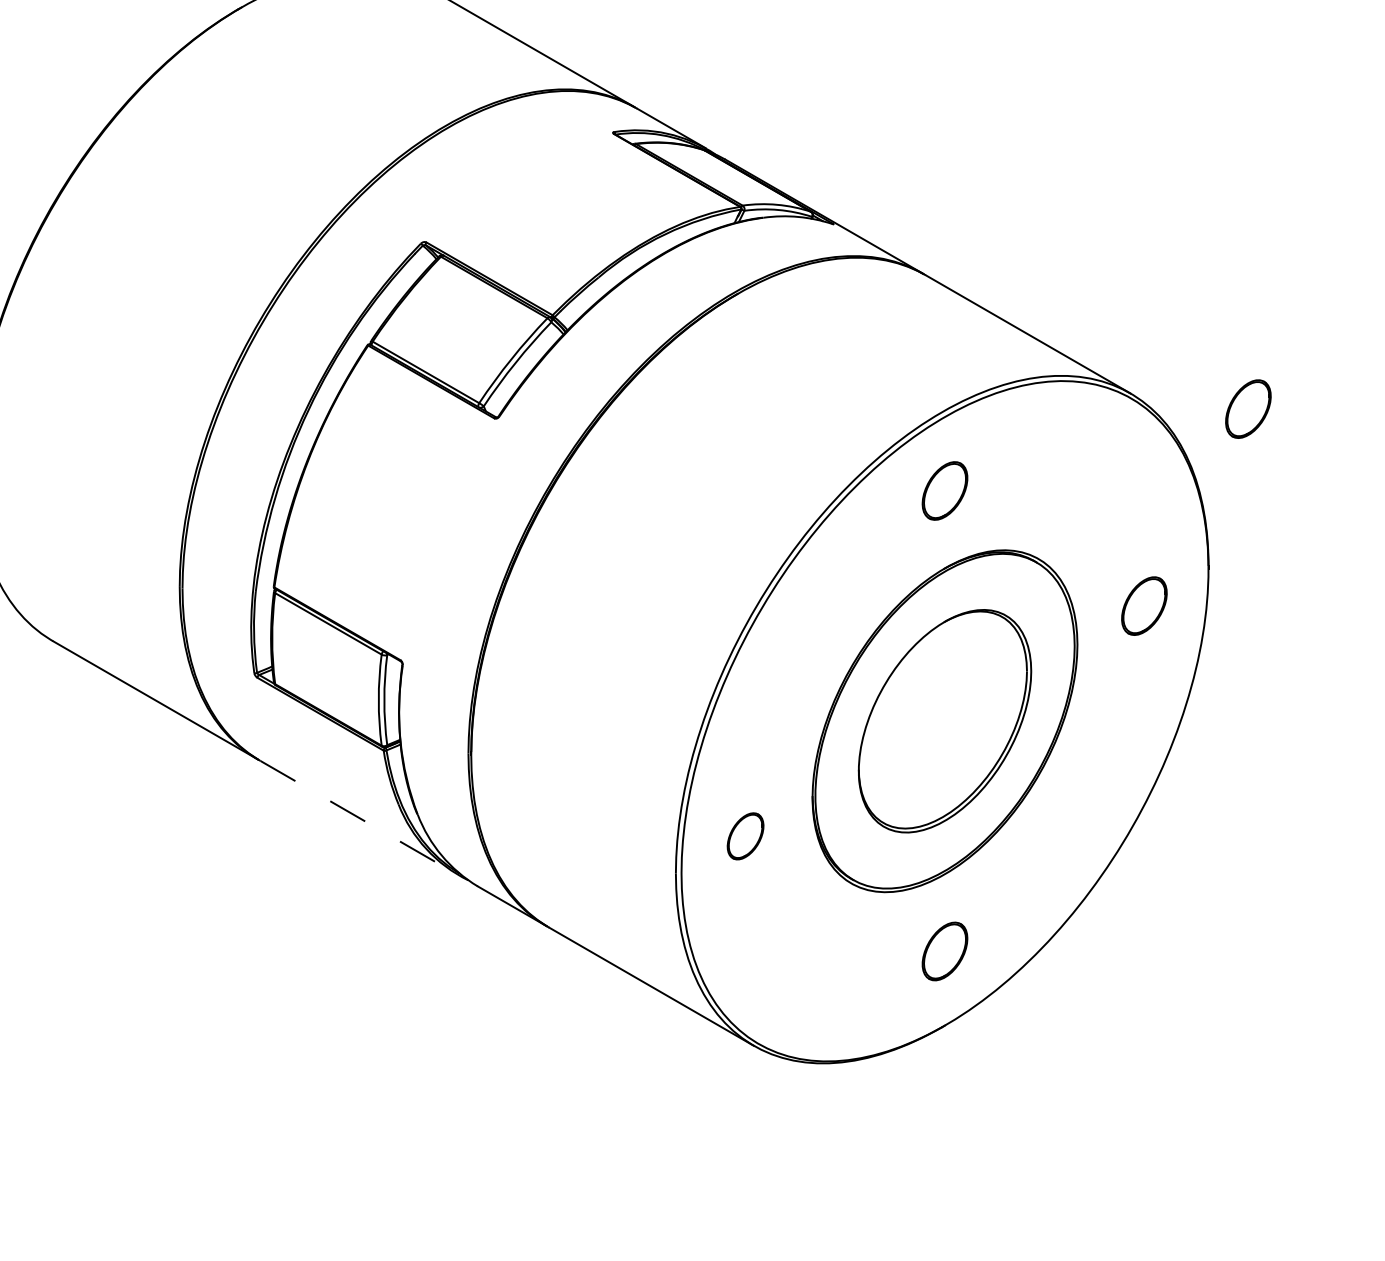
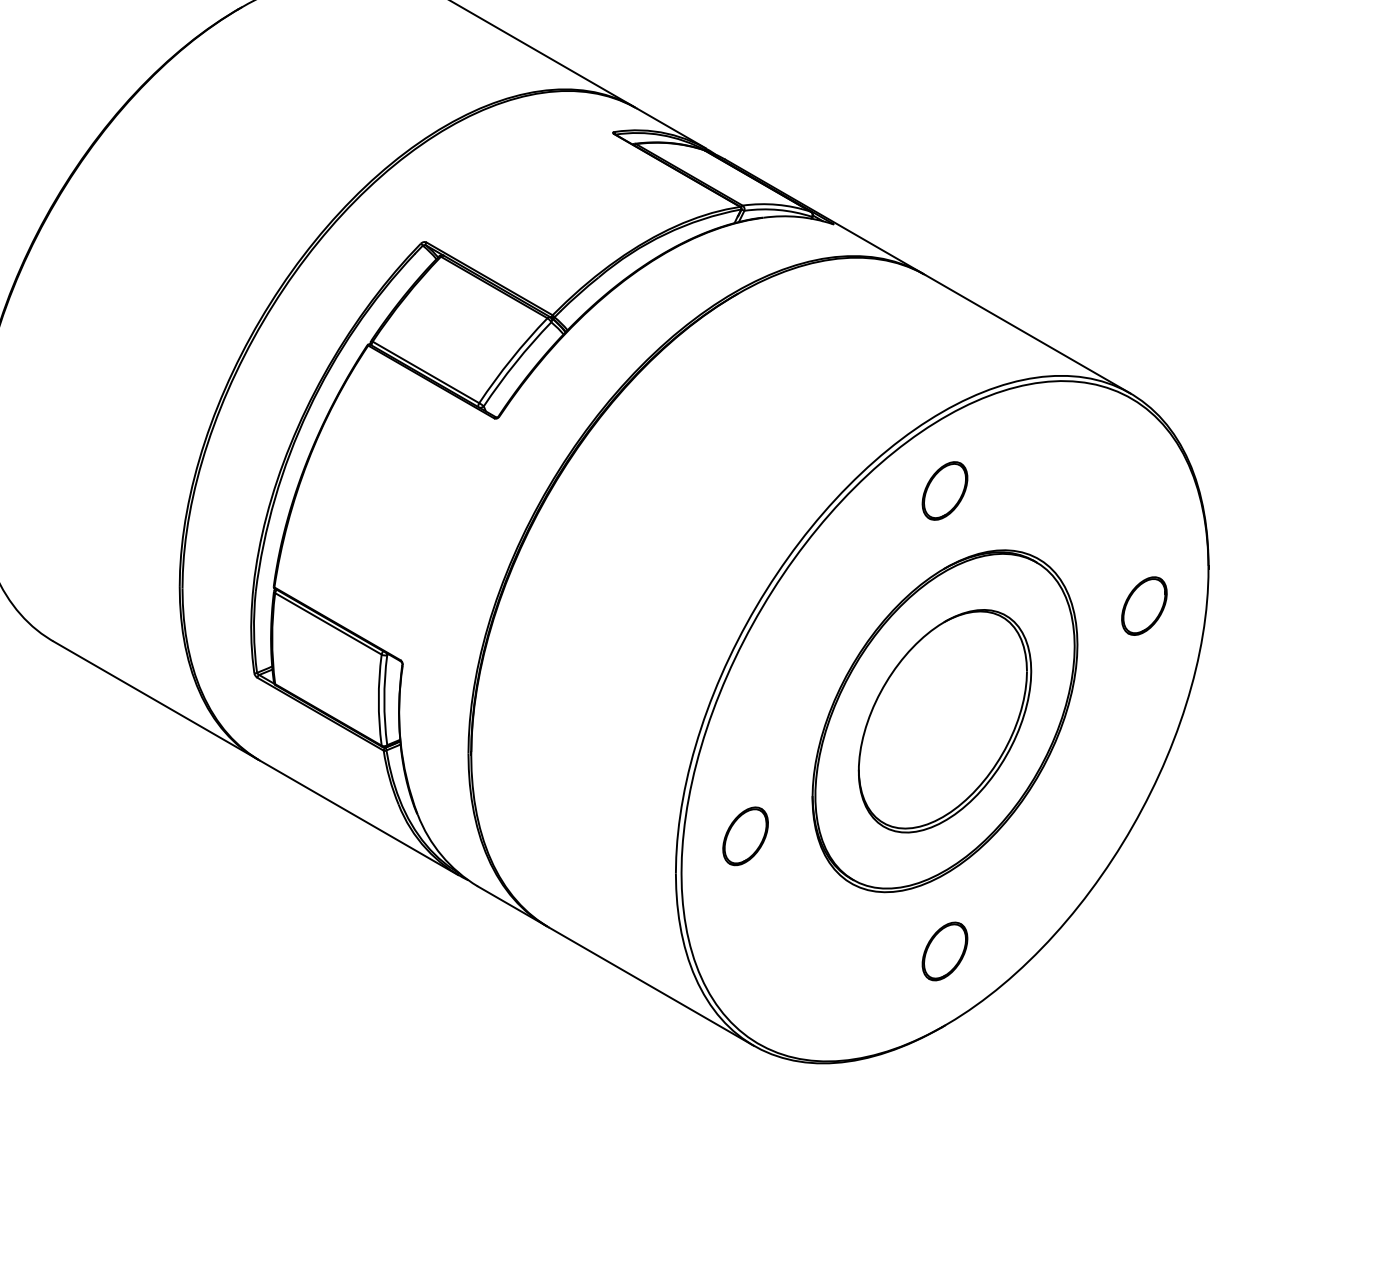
part: present -> none (1248, 408)
line: dashed -> solid (359, 818)
part size: 39x49 px -> 47x61 px (745, 836)
